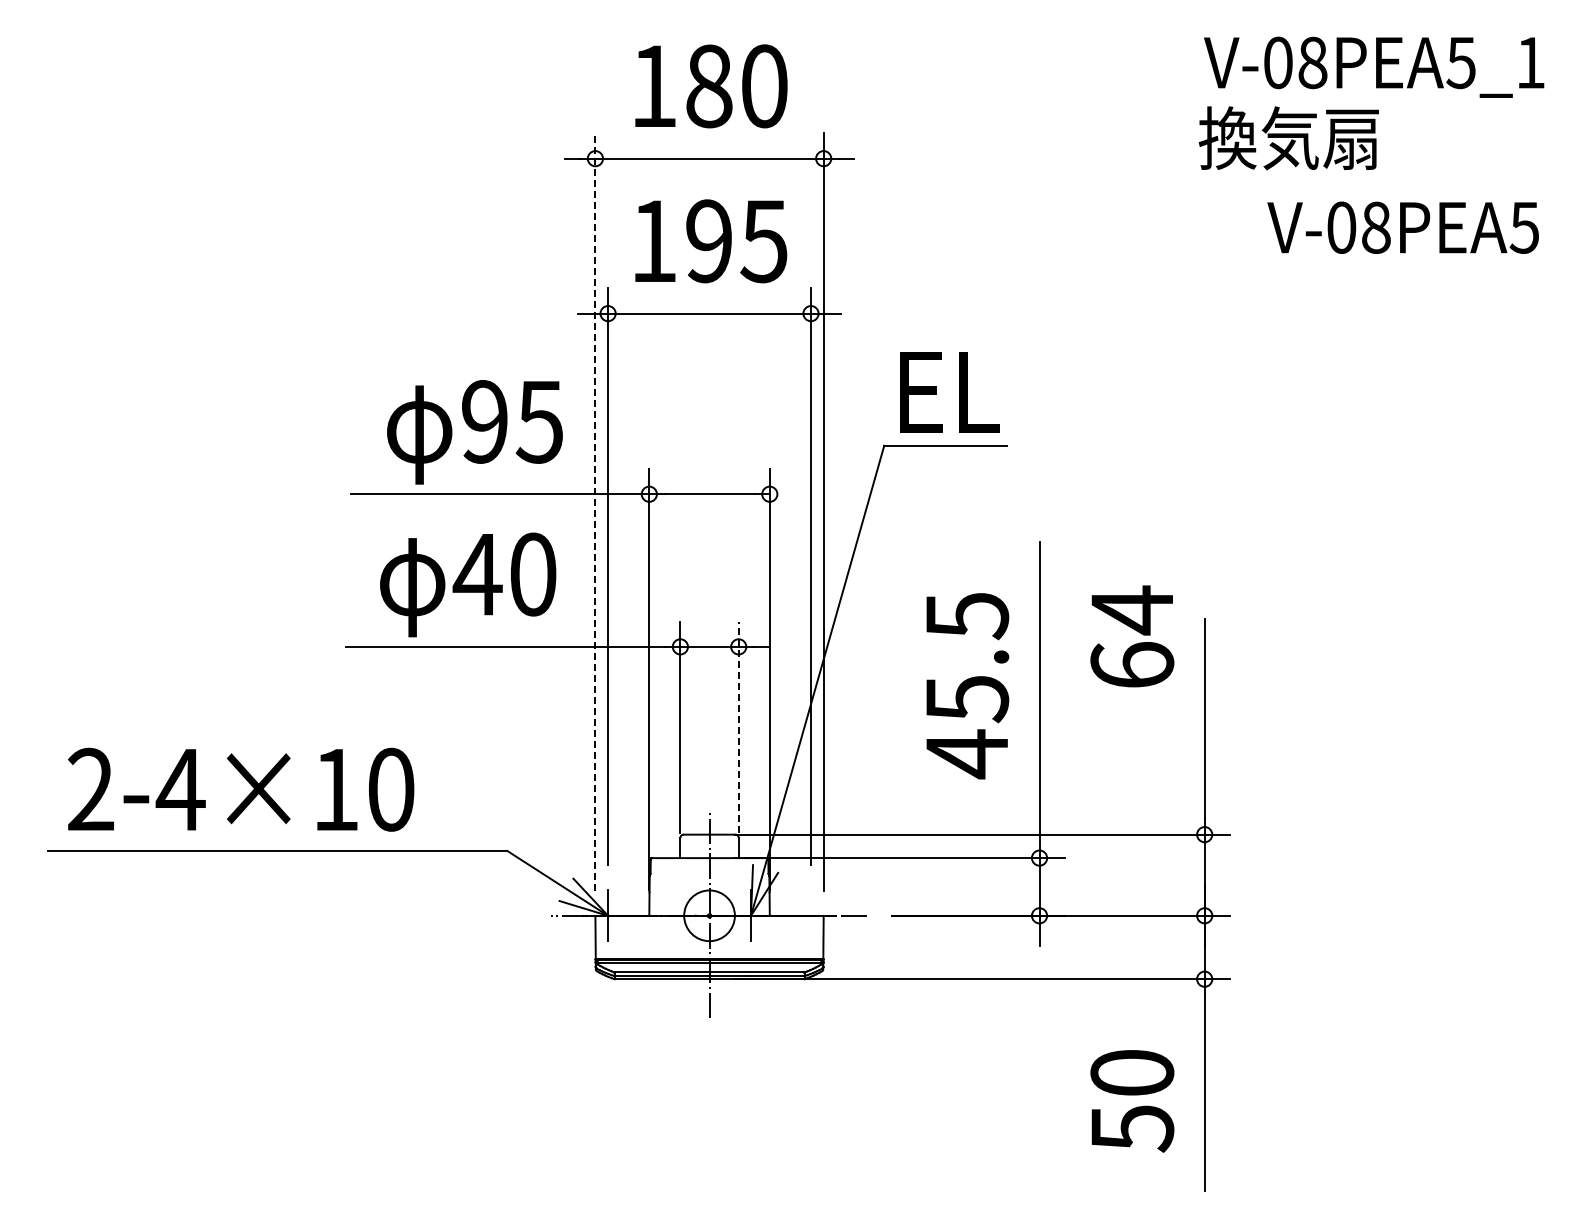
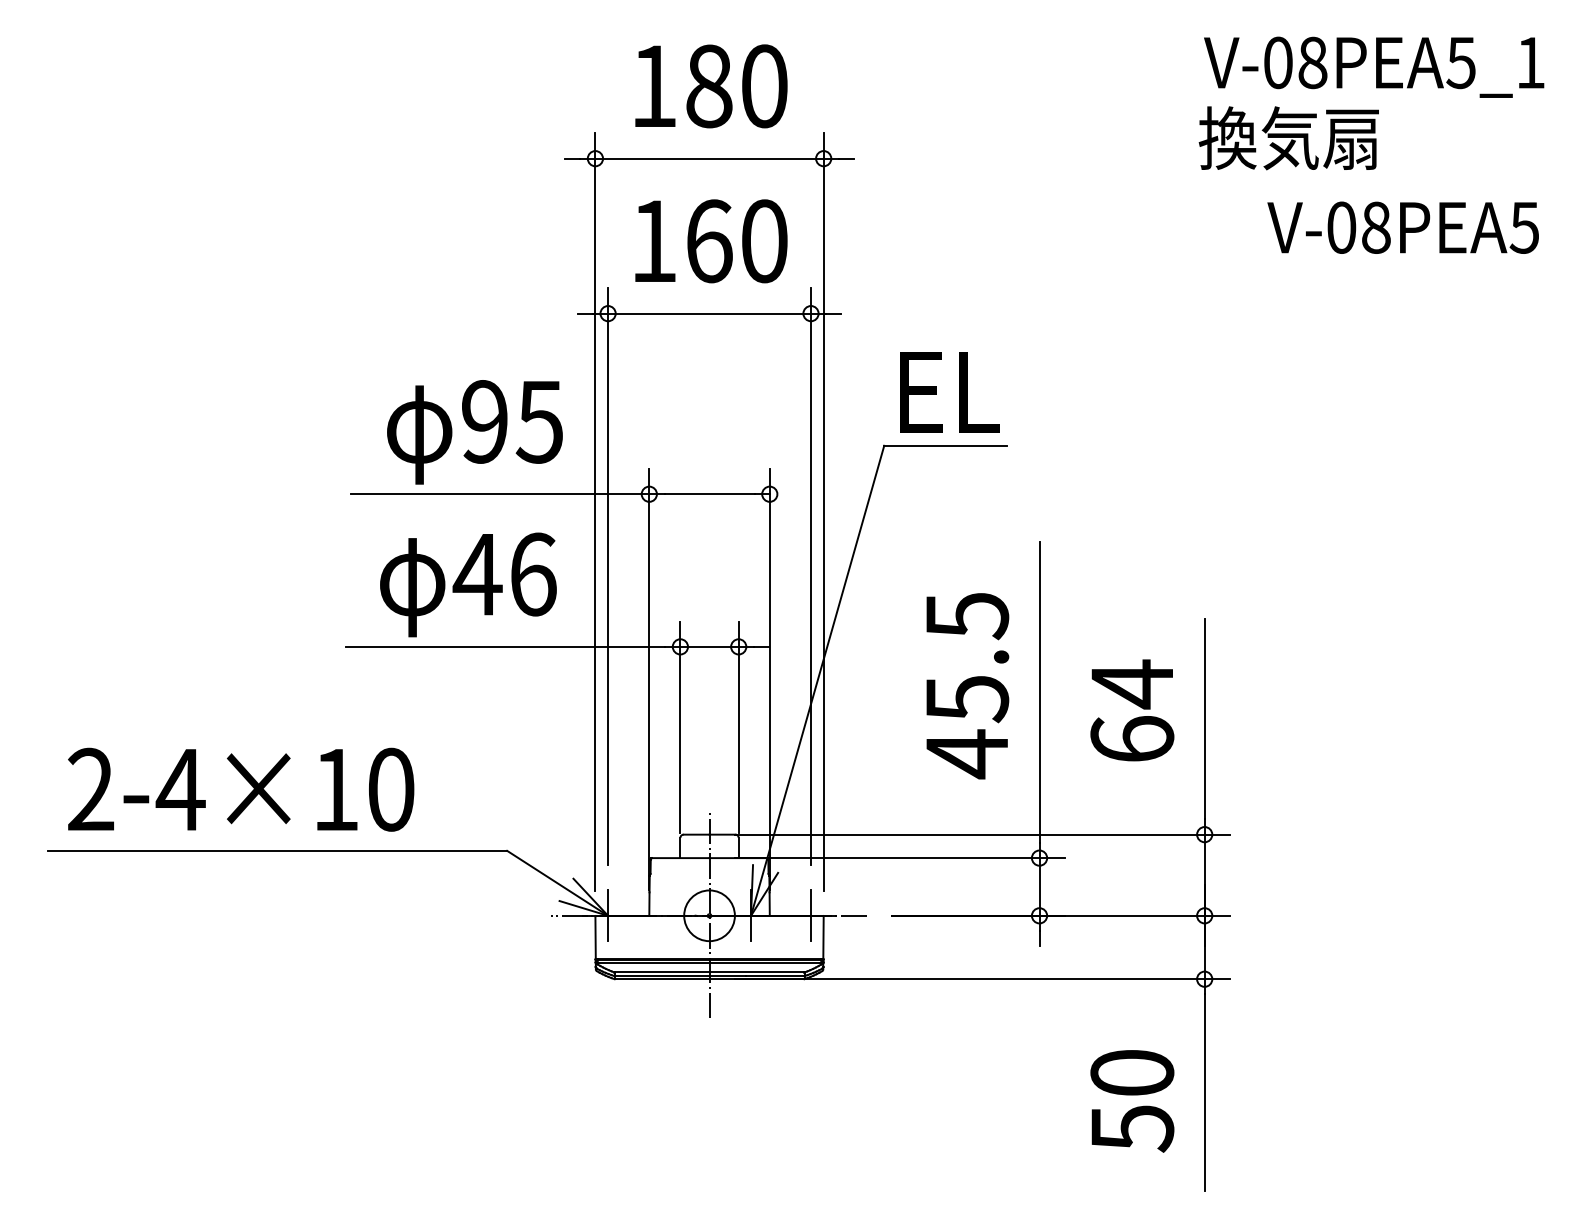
text: 195 -> 160 (736, 241)
line: dashed -> solid (595, 512)
text: 40 -> 46 (533, 574)
text position: (1132, 636) -> (1132, 710) (1132, 710)
line: dashed -> solid (738, 727)
line: none -> present (811, 915)
